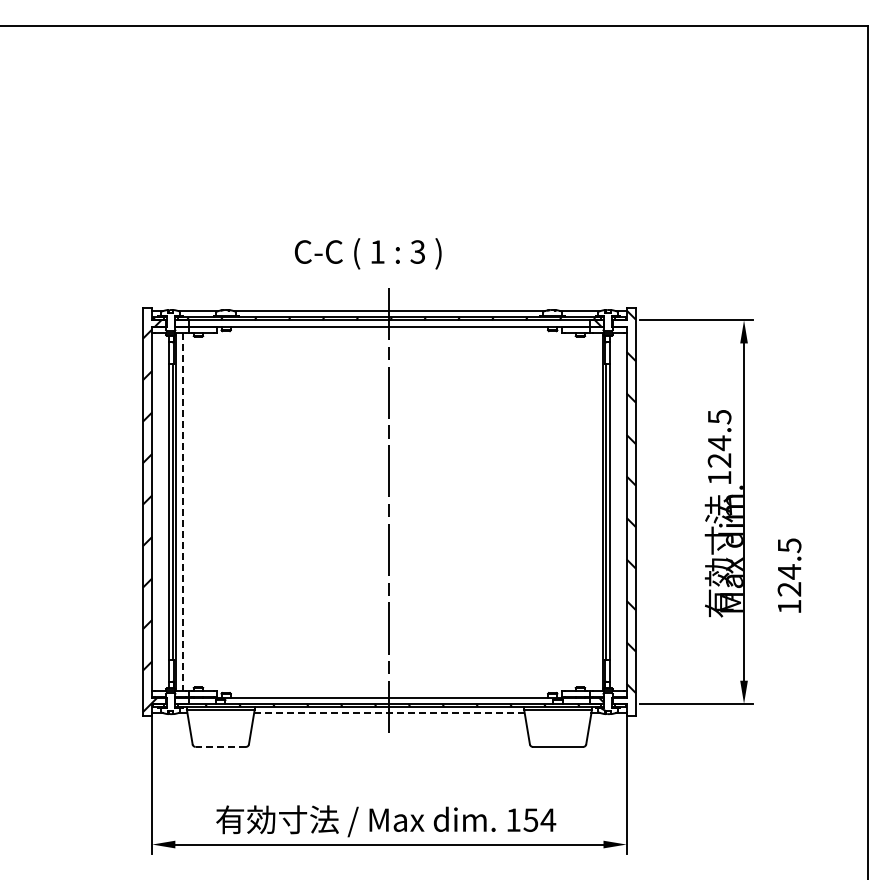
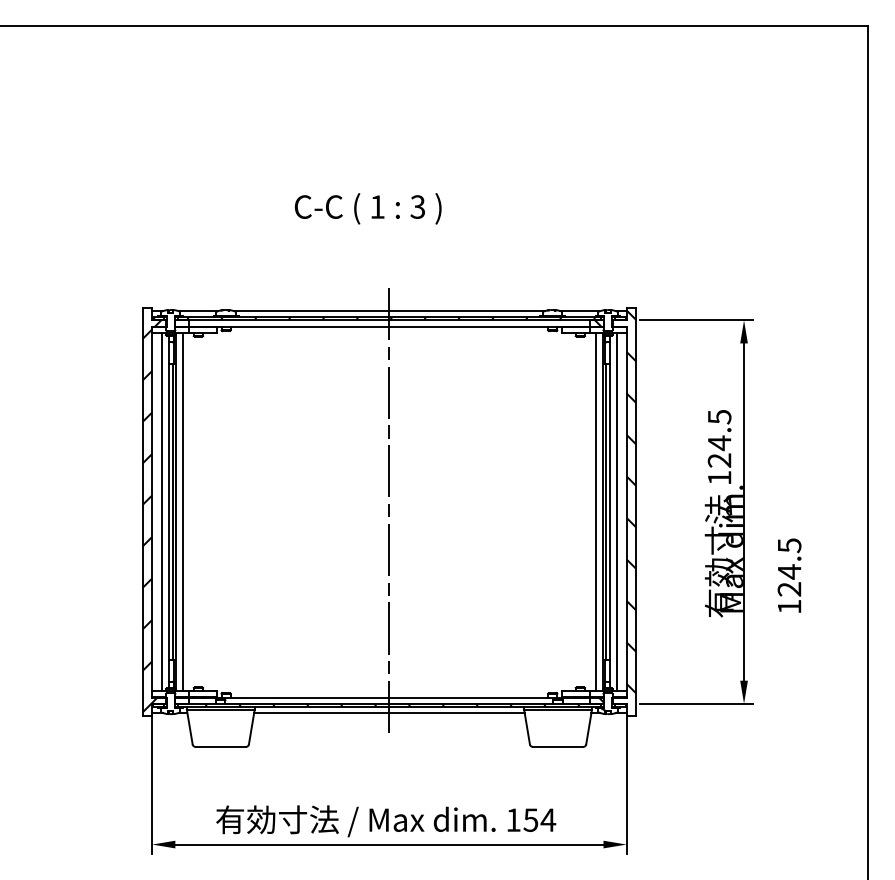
text position: (368, 253) -> (368, 208) (368, 208)
line: none -> present (161, 511)
line: none -> present (595, 511)
line: none -> present (617, 511)
line: dashed -> solid (183, 512)
line: dashed -> solid (389, 713)
line: dashed -> solid (220, 746)
